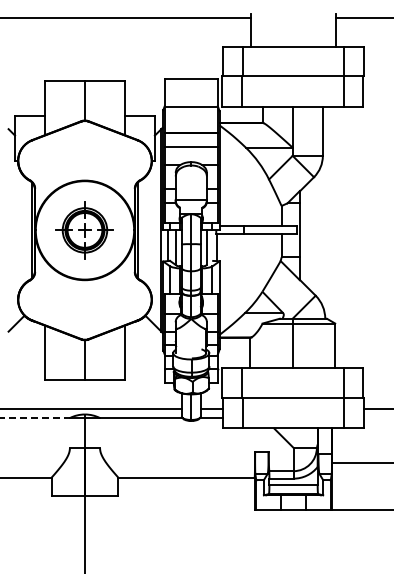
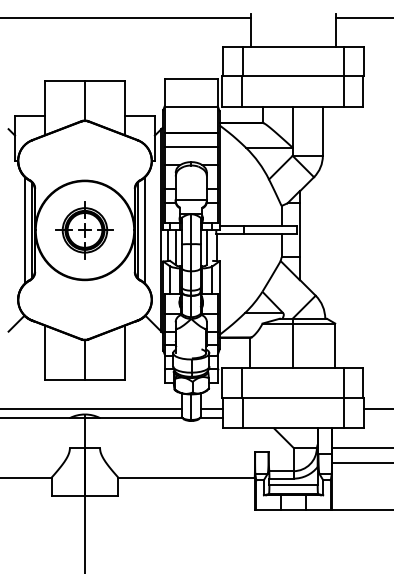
line: none -> present (25, 230)
line: none -> present (144, 230)
line: dashed -> solid (35, 418)
line: none -> present (361, 447)
